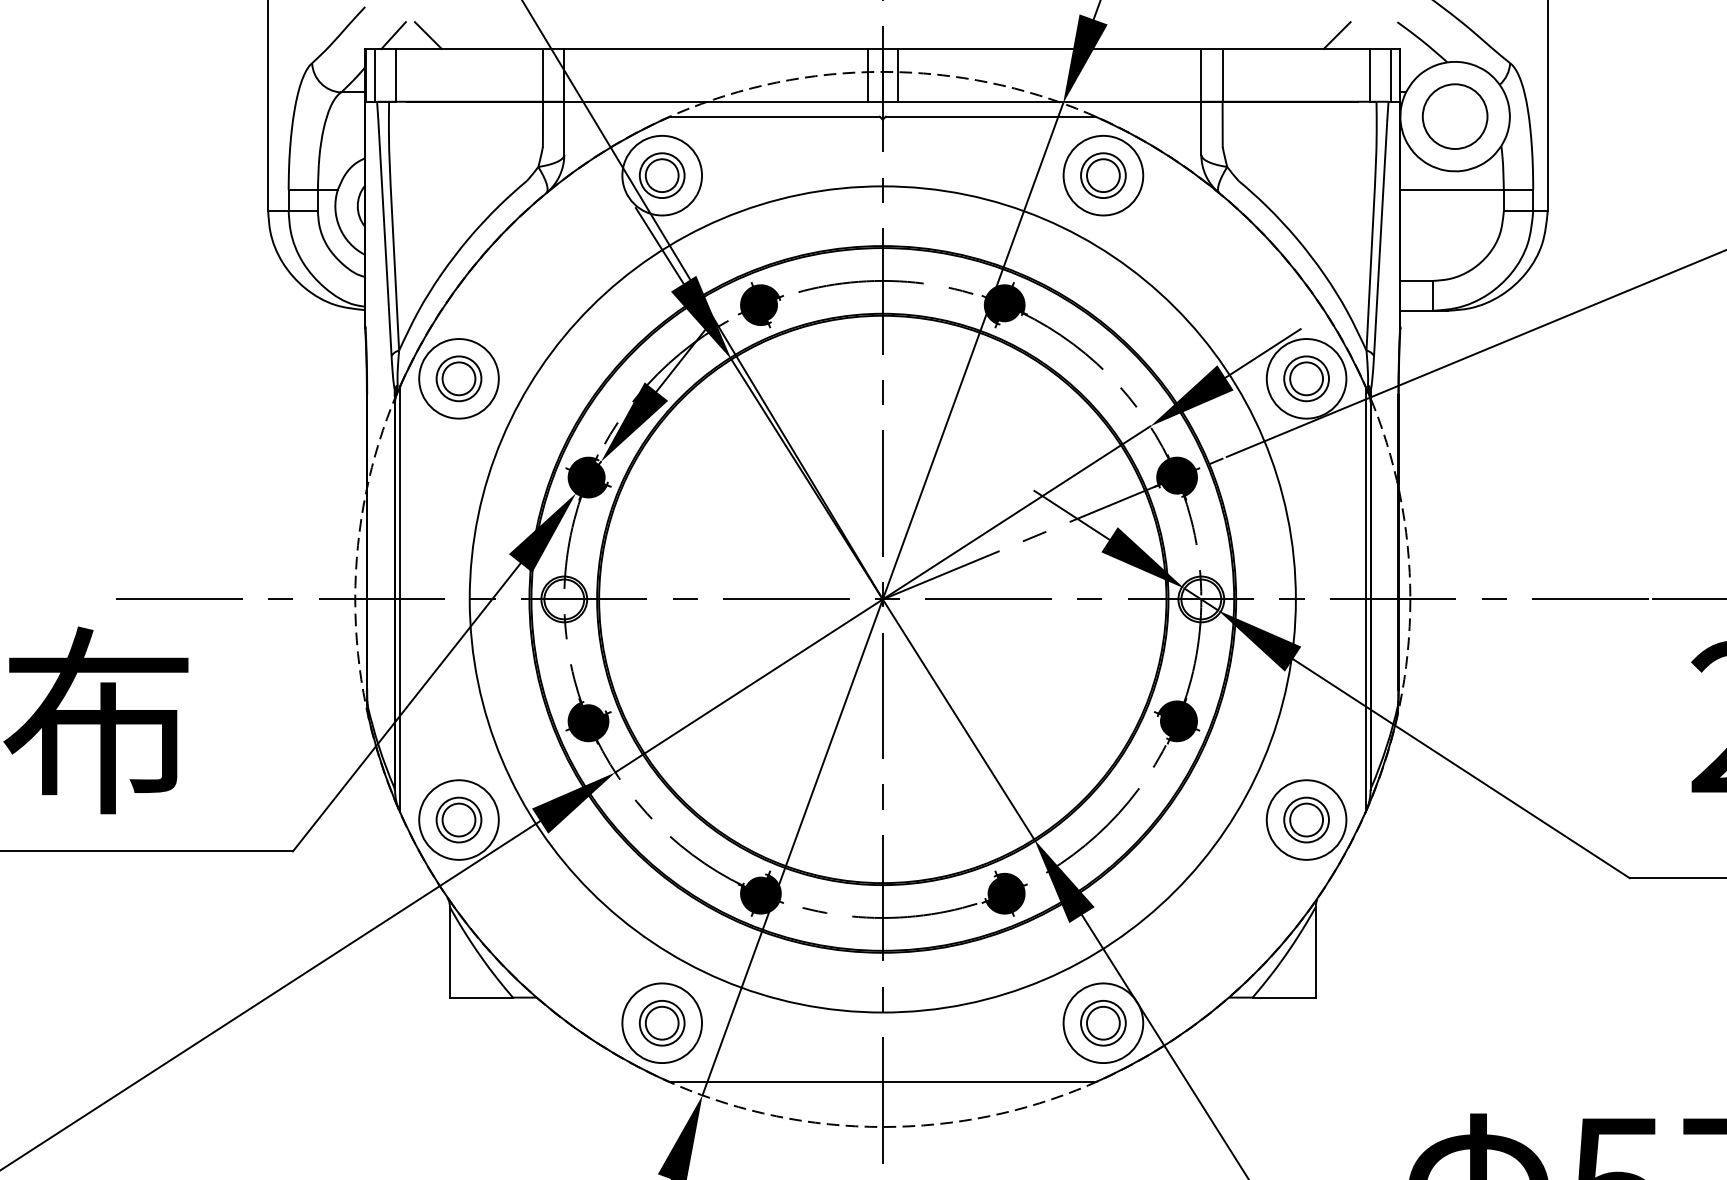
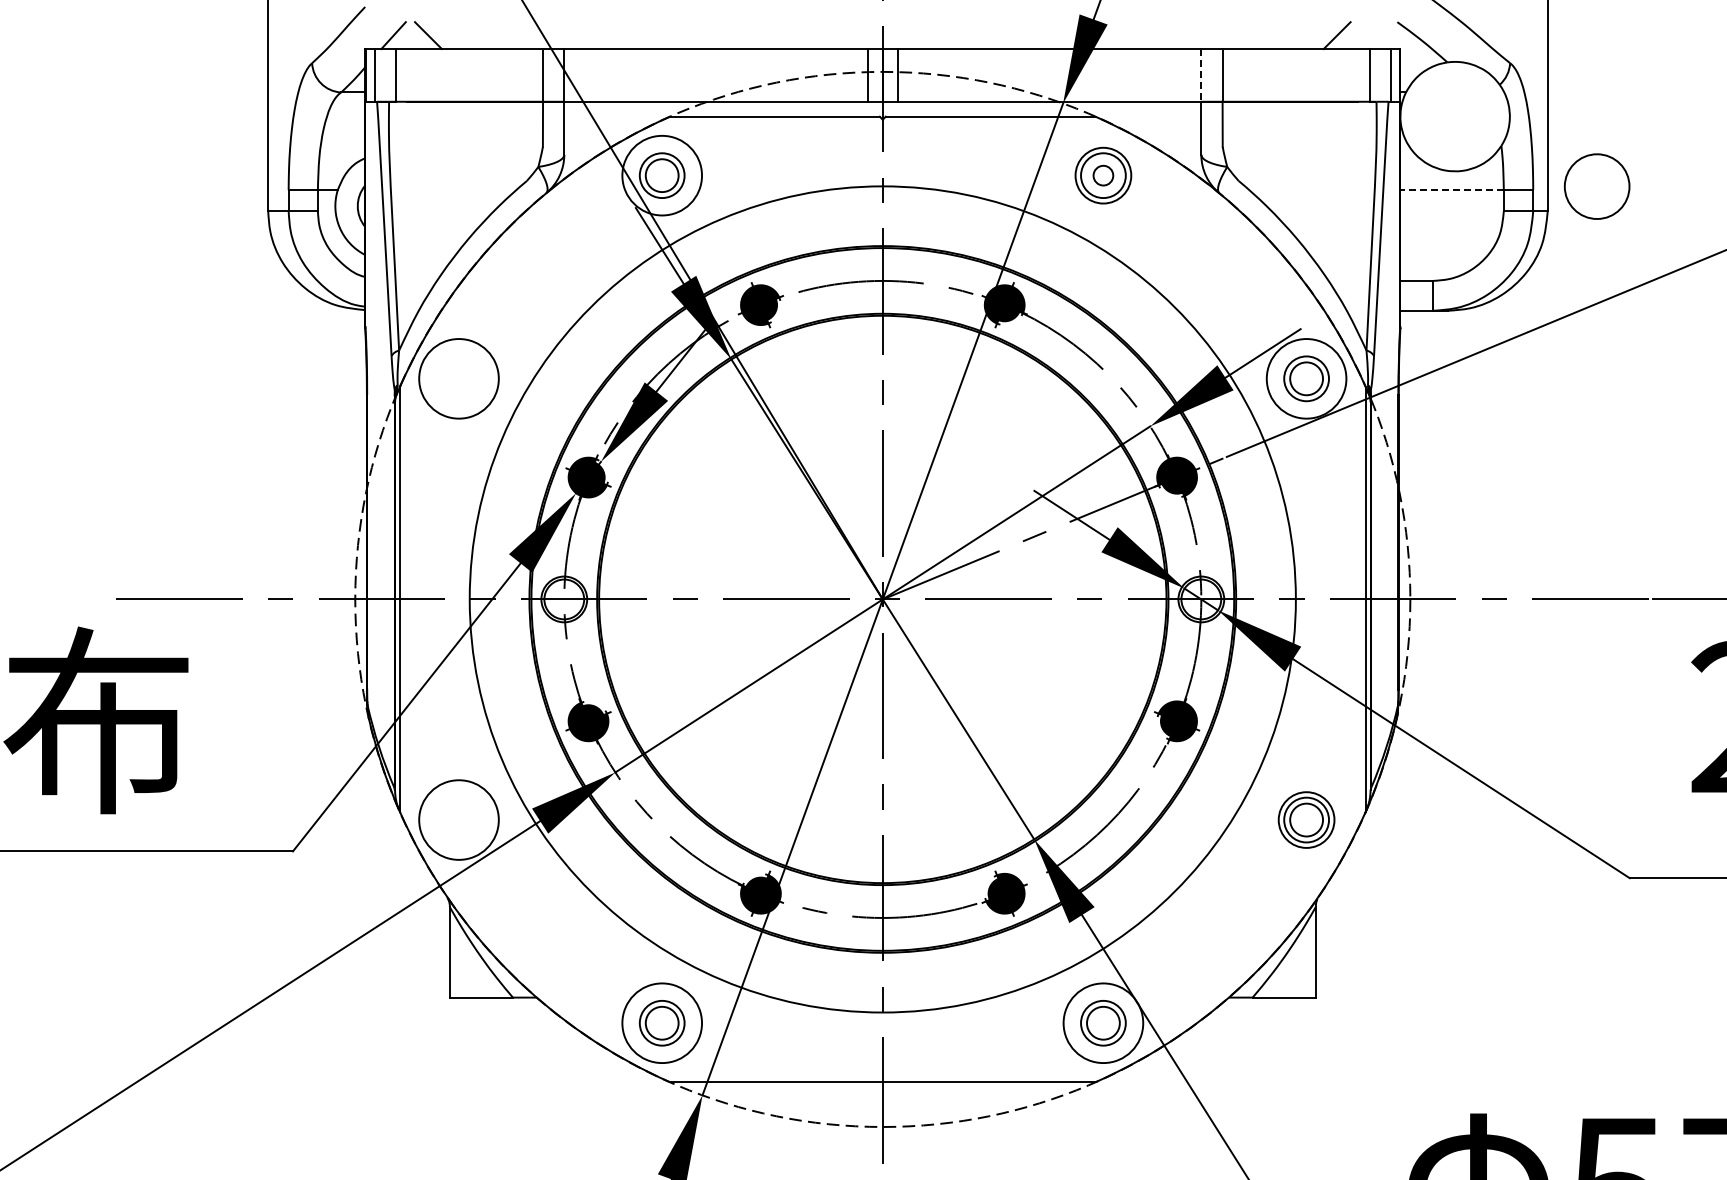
line: solid -> dashed (1201, 75)
circle position: (1454, 116) -> (1596, 186) (1596, 186)
circle diameter: 33 px -> 20 px (1103, 175)
circle diameter: 80 px -> 56 px (1103, 175)
line: solid -> dashed (1452, 190)
part: present -> none (458, 378)
part: present -> none (458, 819)
circle diameter: 80 px -> 56 px (1306, 819)
